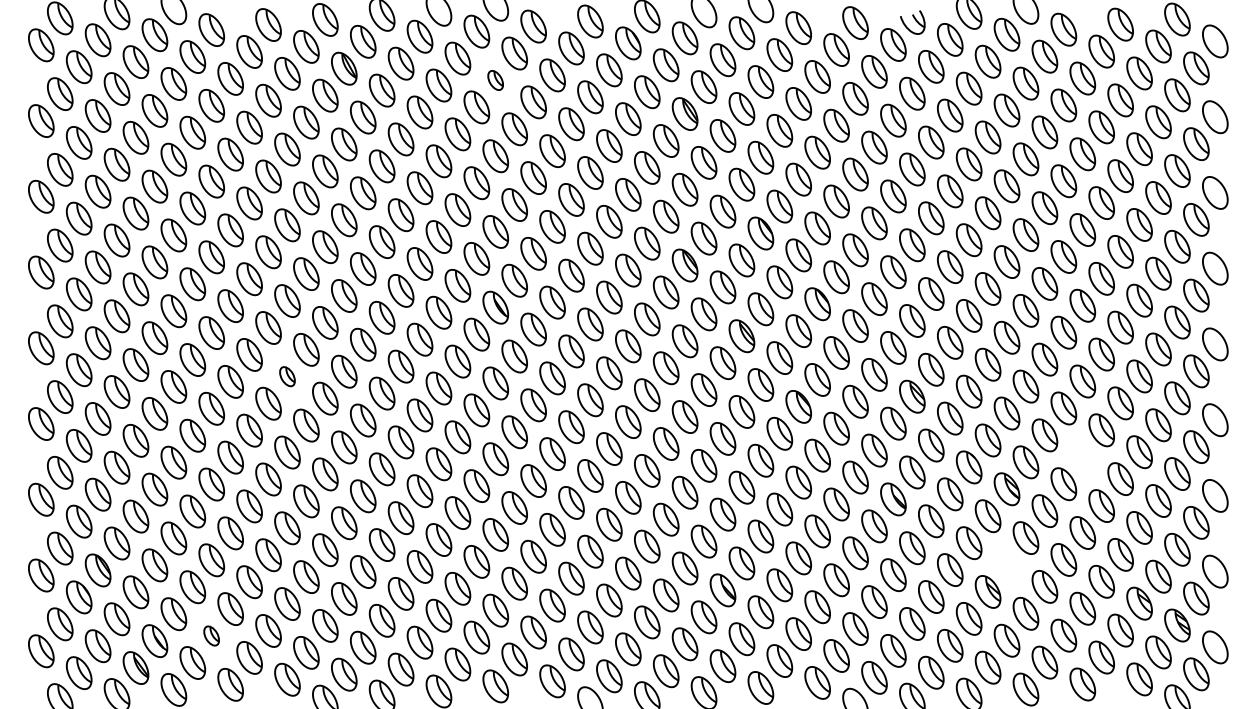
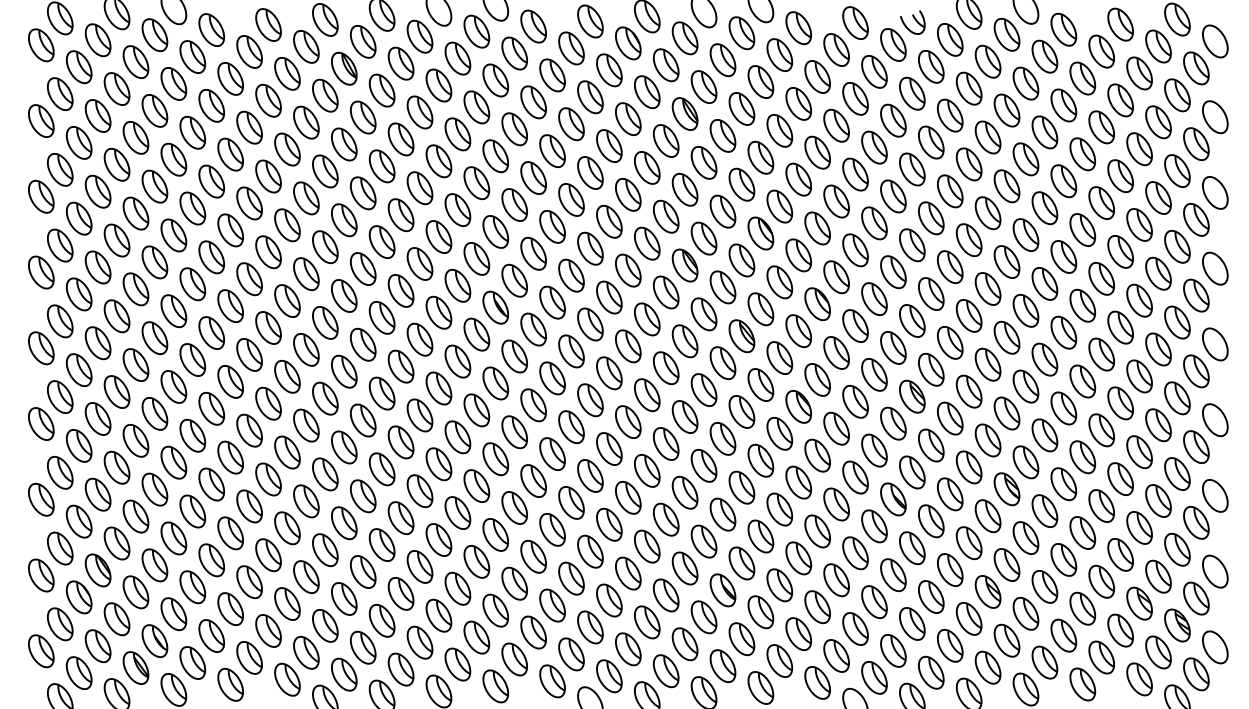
part size: 17x21 px -> 27x35 px (495, 80)
part size: 17x22 px -> 27x35 px (287, 376)
part: none -> present (1082, 457)
part: none -> present (1006, 564)
part size: 17x22 px -> 27x34 px (211, 635)
